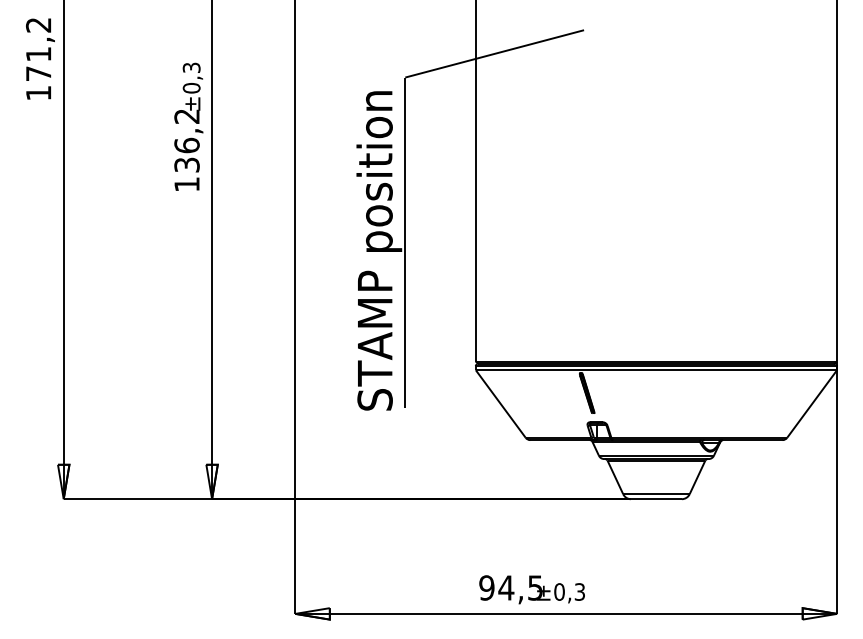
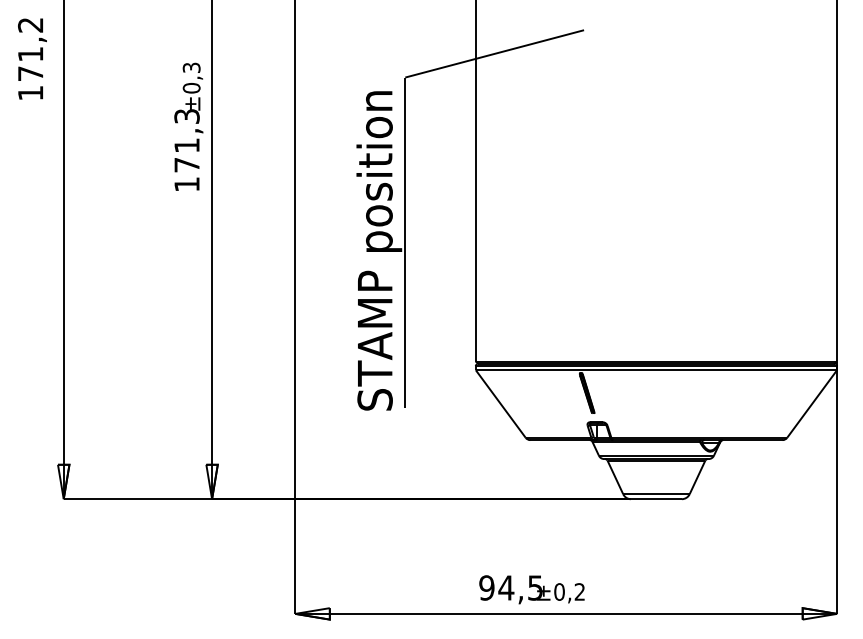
text position: (40, 58) -> (32, 58) (32, 58)
text: 136,2 -> 171,3 (186, 140)
text: ±0,3 -> ±0,2 (579, 591)
